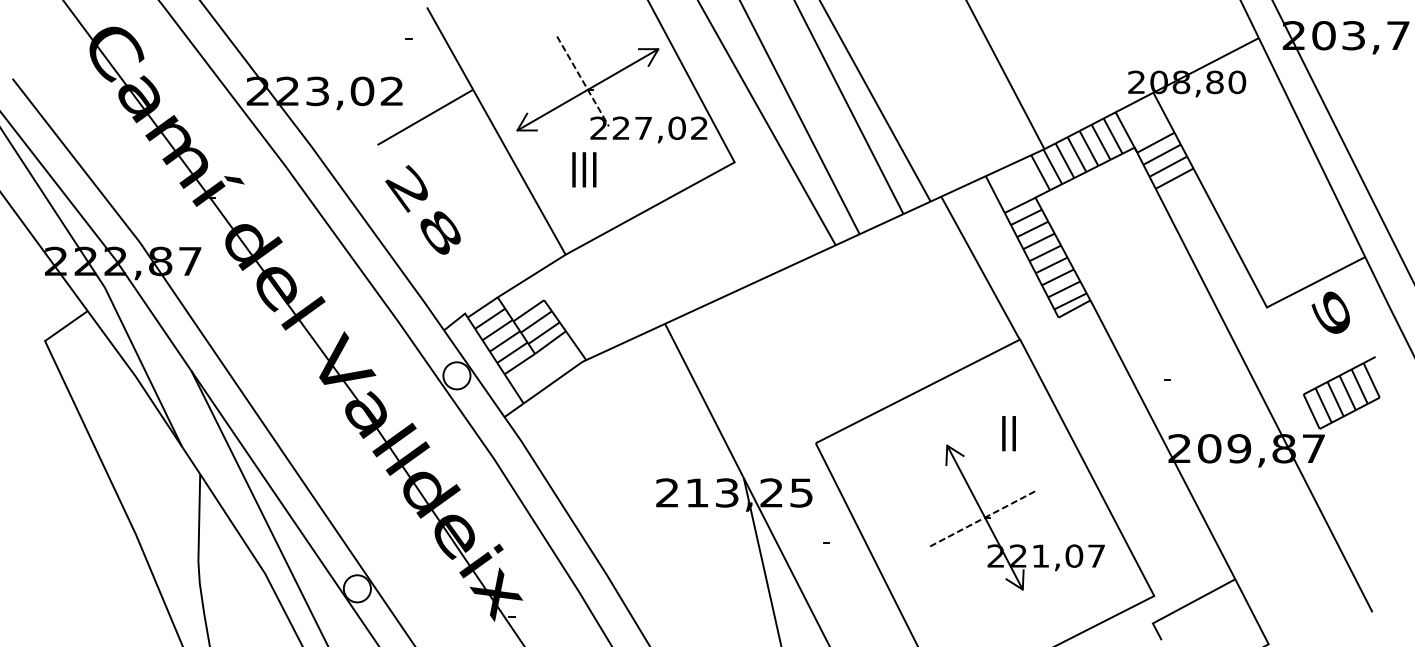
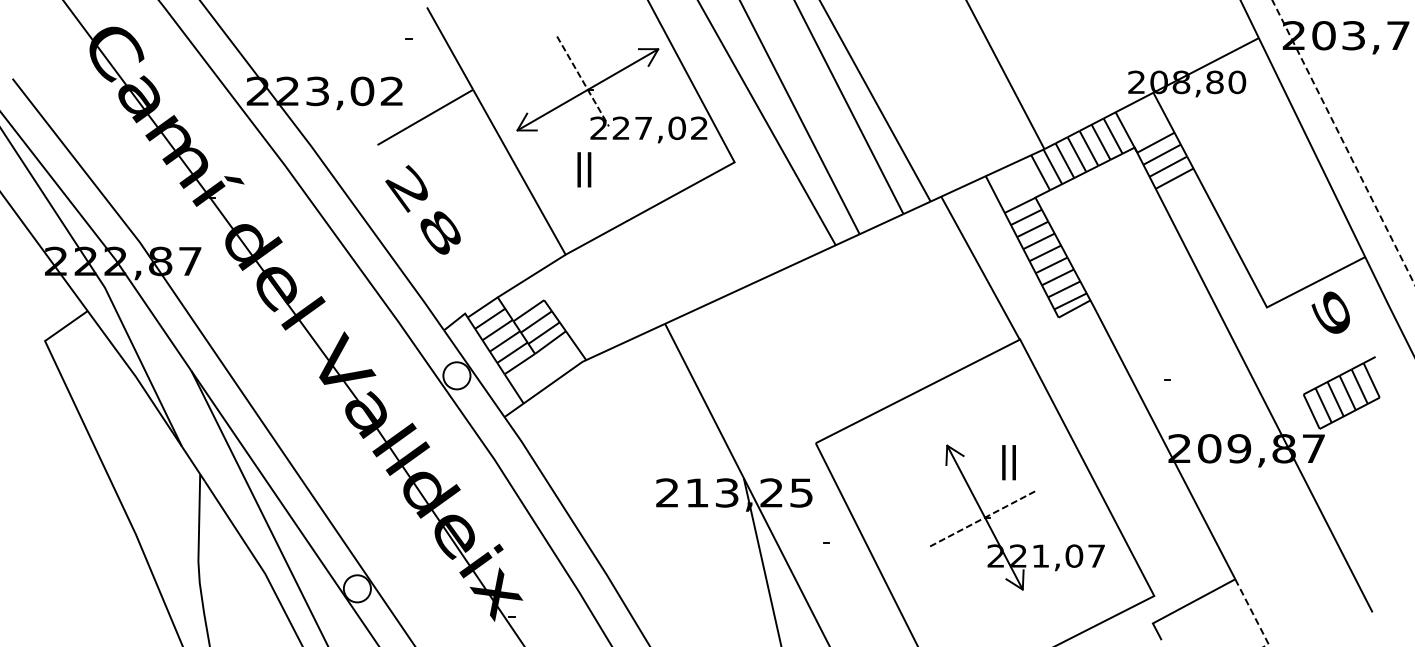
line: solid -> dashed (1343, 142)
text: III -> II (584, 169)
text position: (1008, 433) -> (1008, 462) (1008, 462)
line: solid -> dashed (1253, 614)
